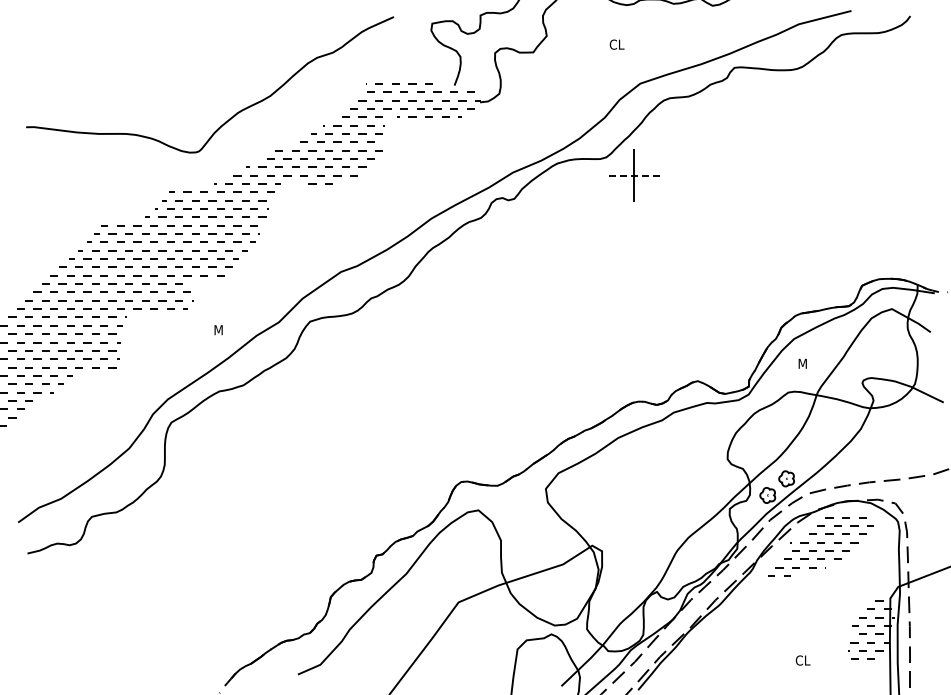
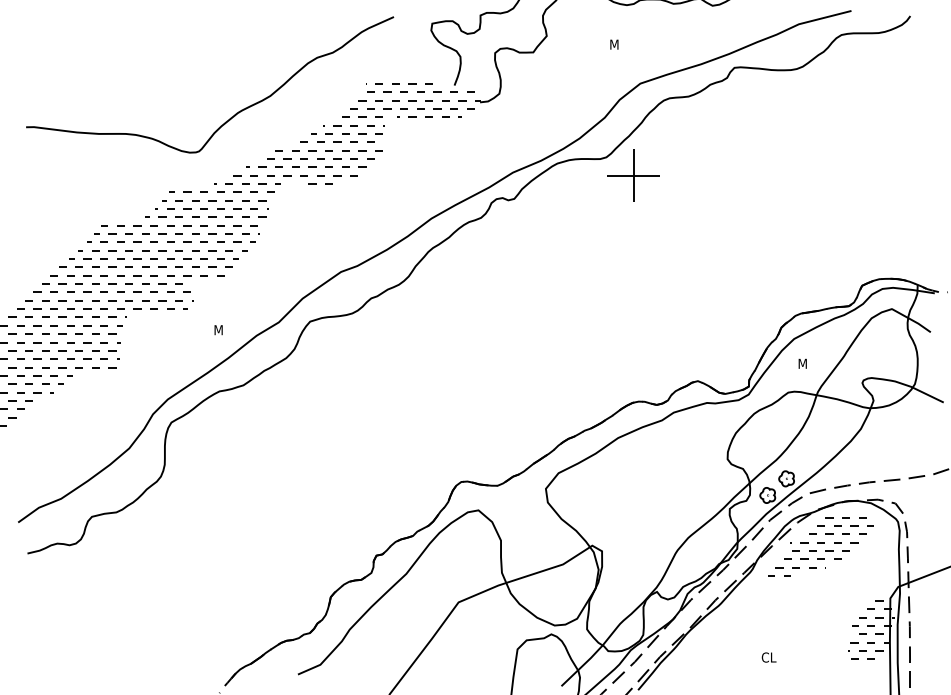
text: CL -> M (616, 44)
line: dashed -> solid (633, 175)
text position: (802, 660) -> (768, 657) (768, 657)
